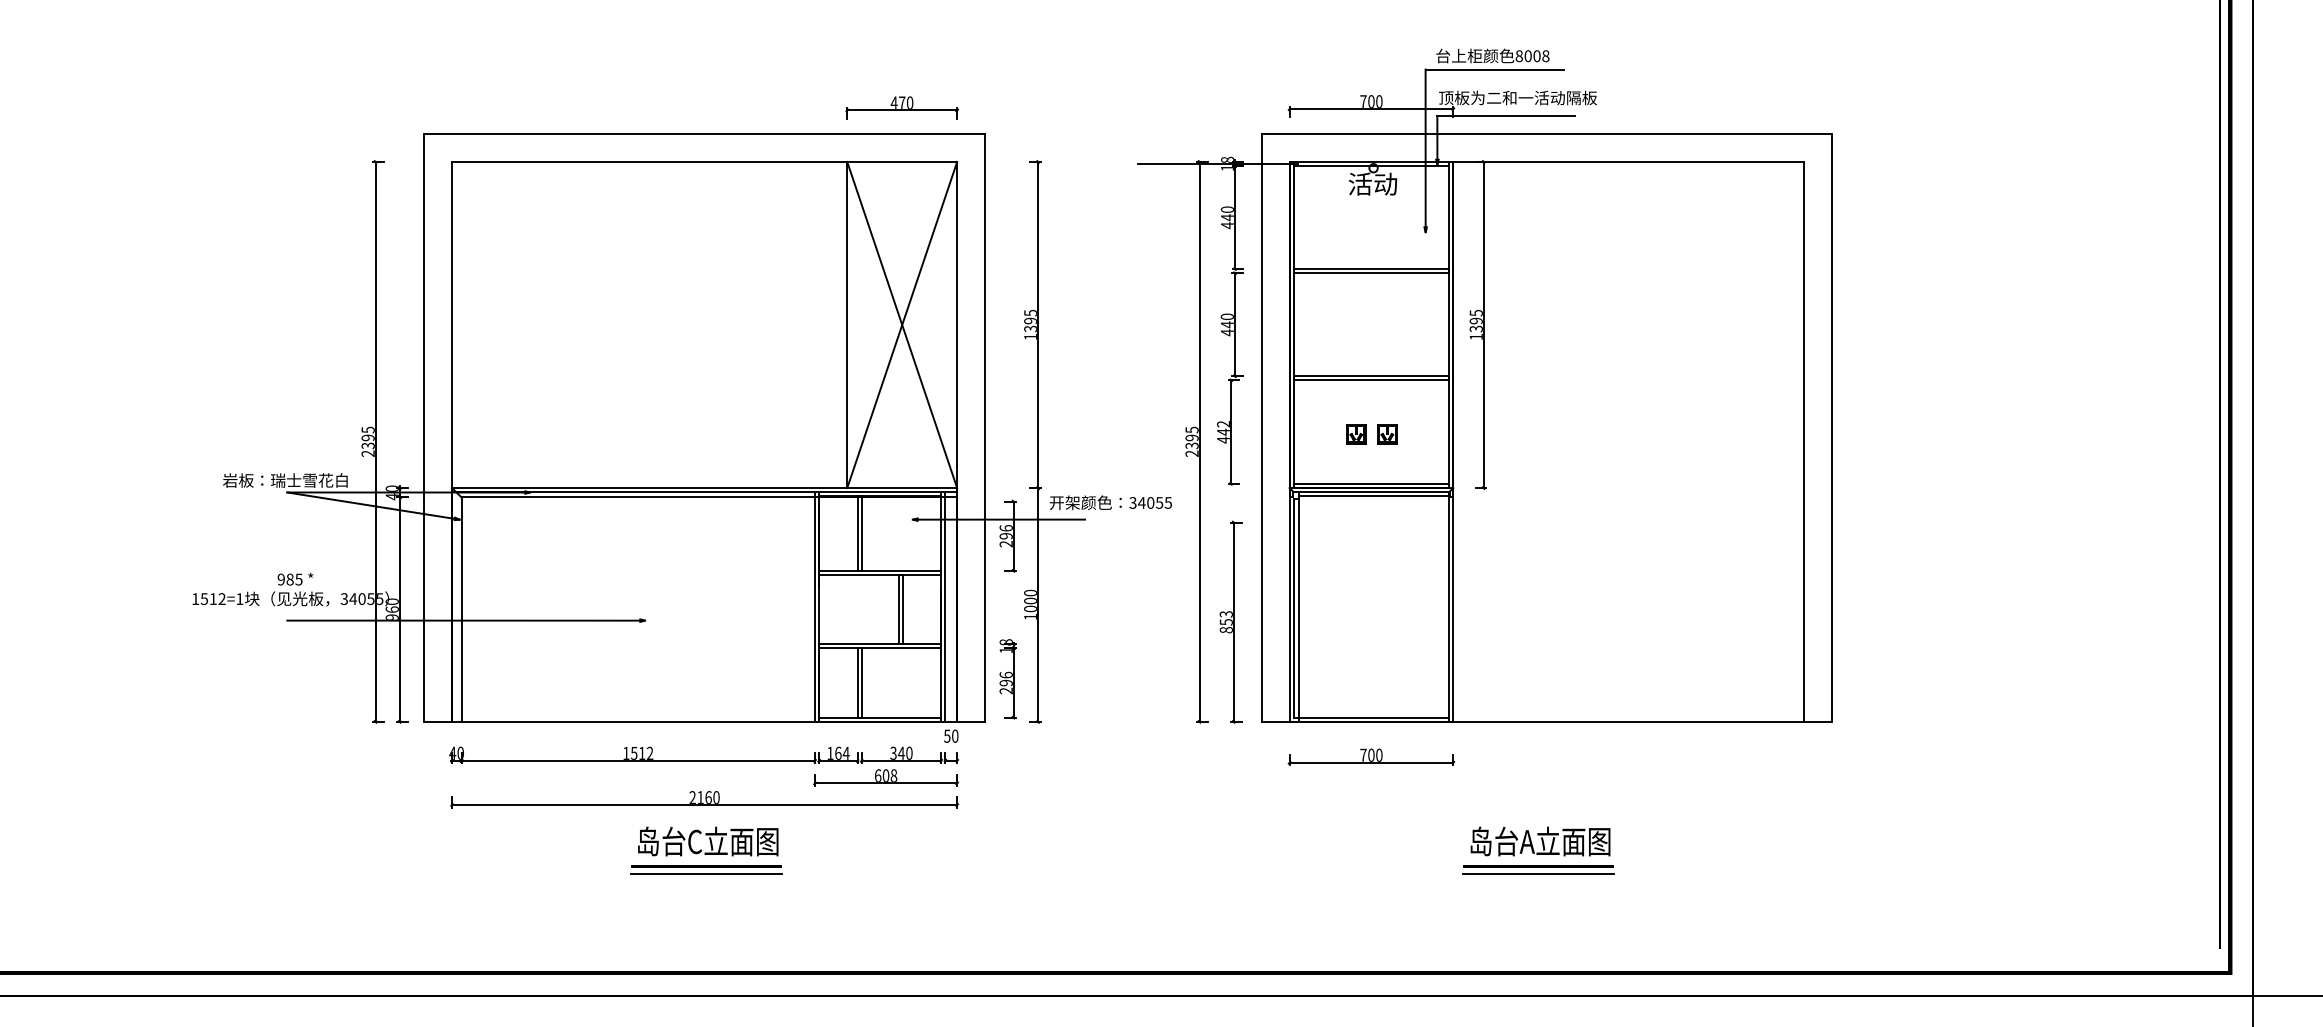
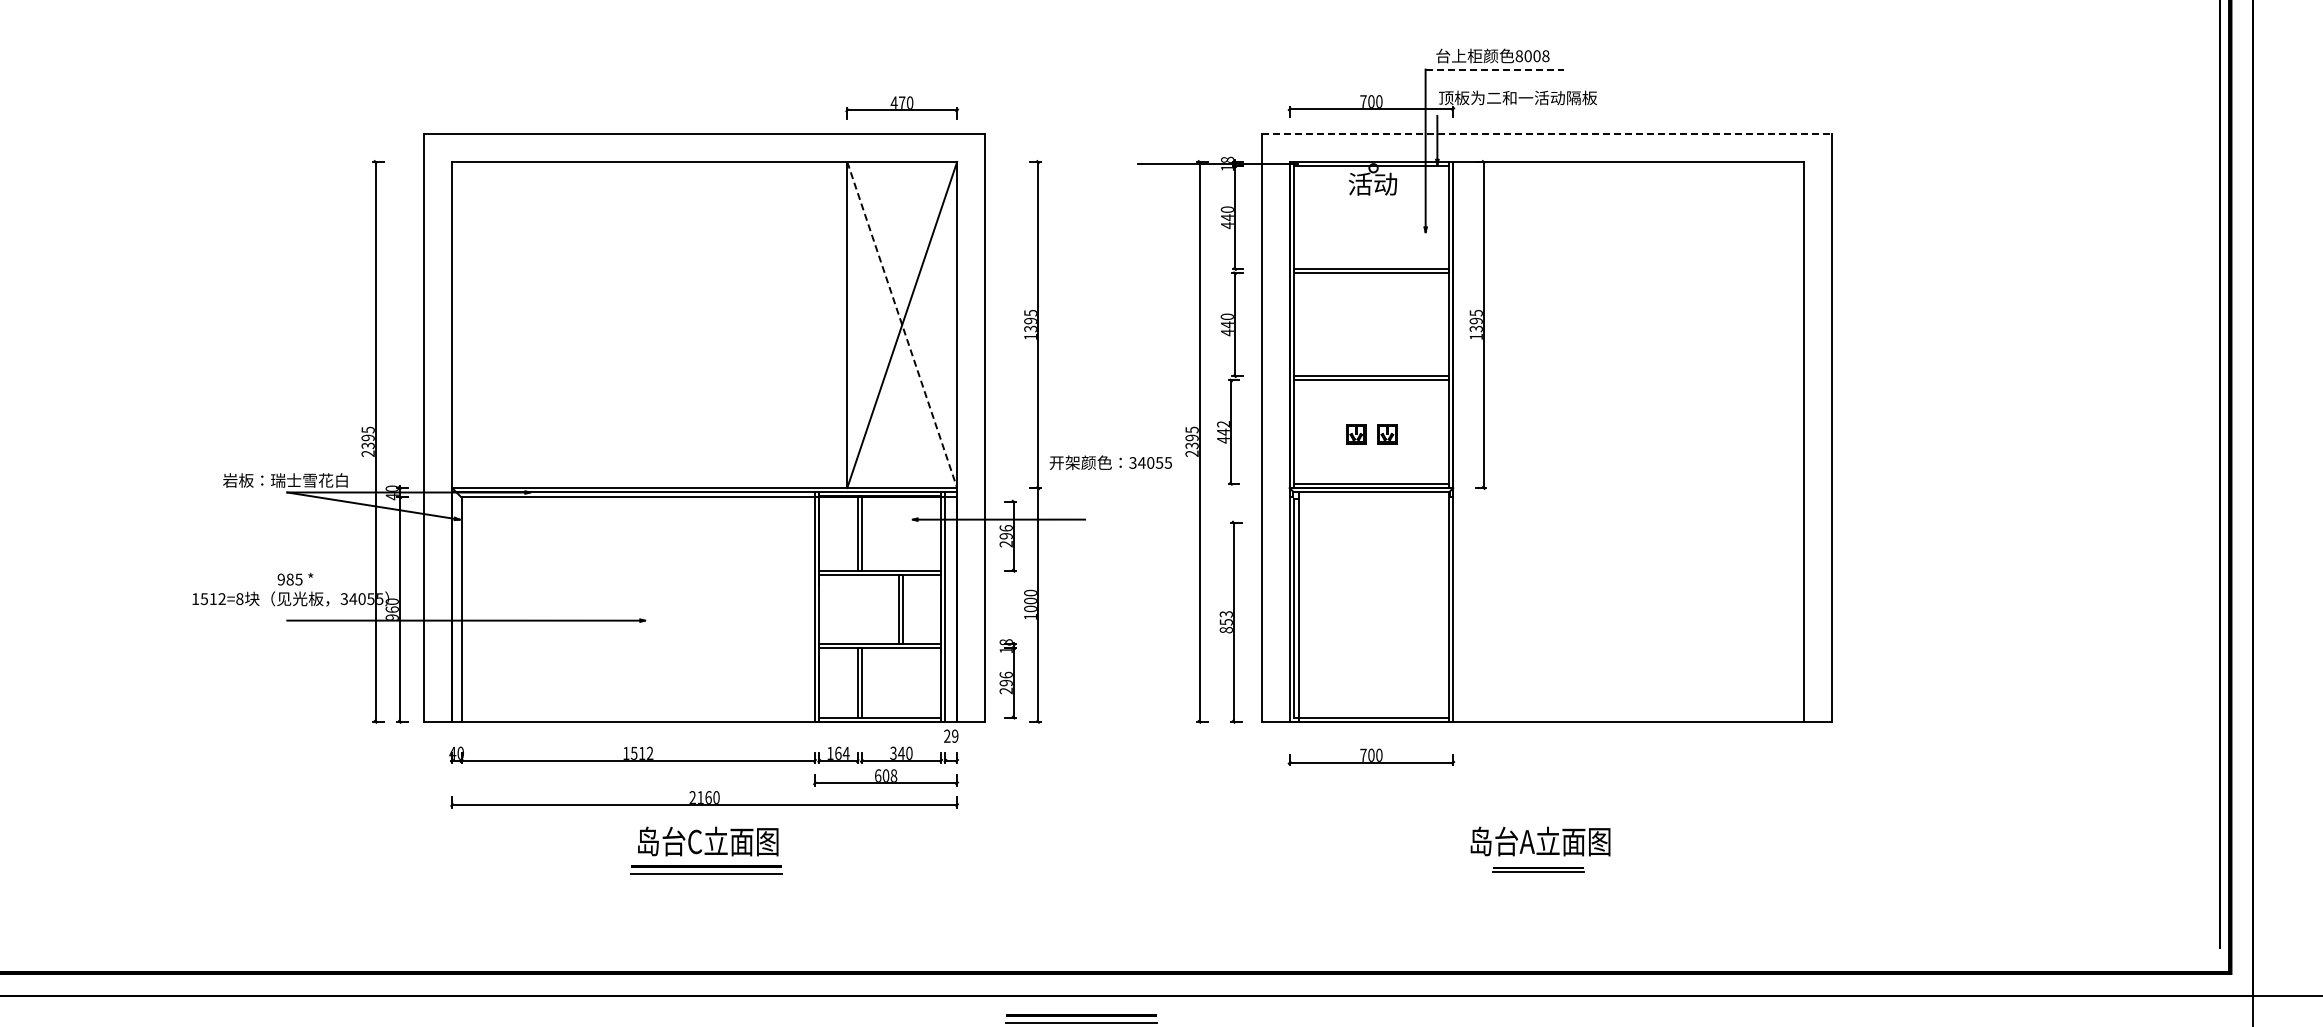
line: solid -> dashed (1495, 69)
line: present -> none (1506, 115)
line: solid -> dashed (1547, 133)
line: solid -> dashed (902, 325)
line: present -> none (1373, 495)
text position: (1110, 502) -> (1110, 462) (1110, 462)
text: 1512=1 -> 1512=8 (239, 599)
text: 50 -> 29 (951, 735)
part size: 153x10 px -> 93x6 px (1538, 869)
part: none -> present (1081, 1018)
